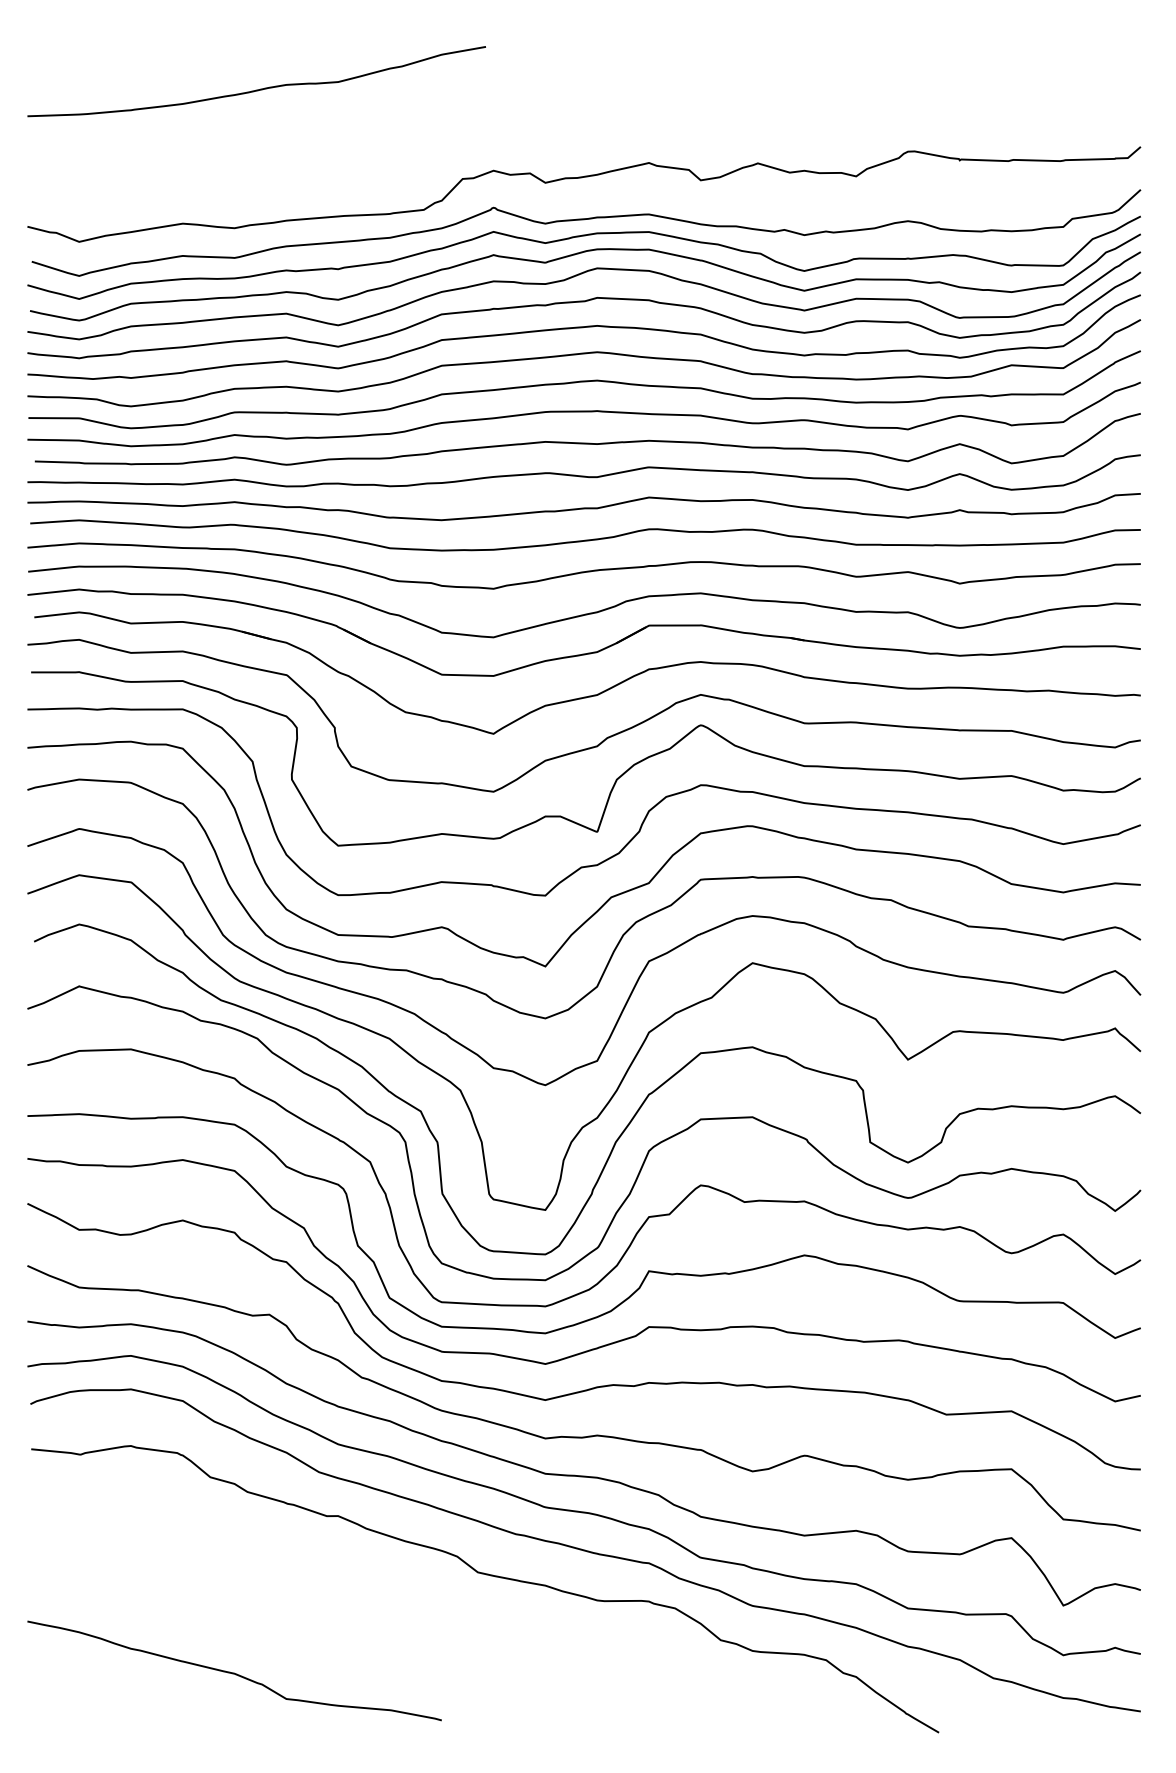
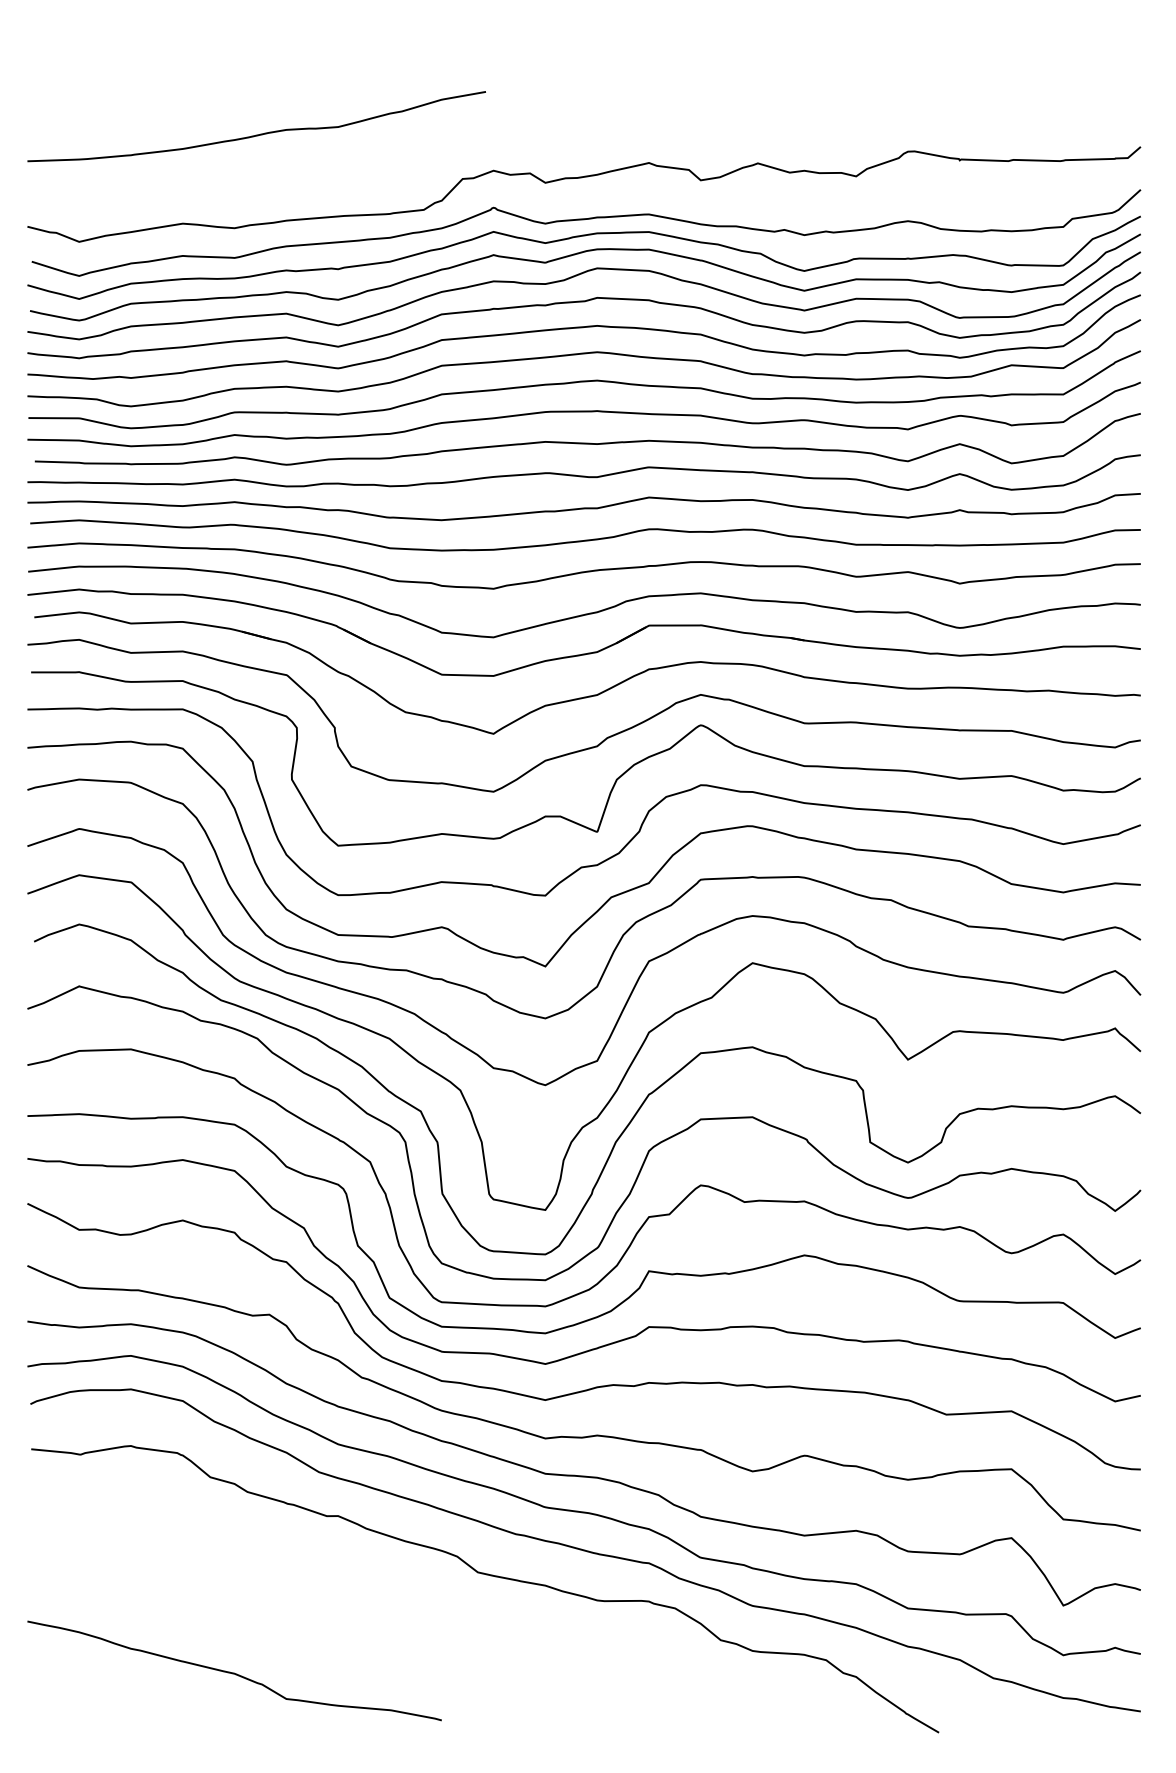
curve position: (256, 89) -> (256, 134) (256, 134)
